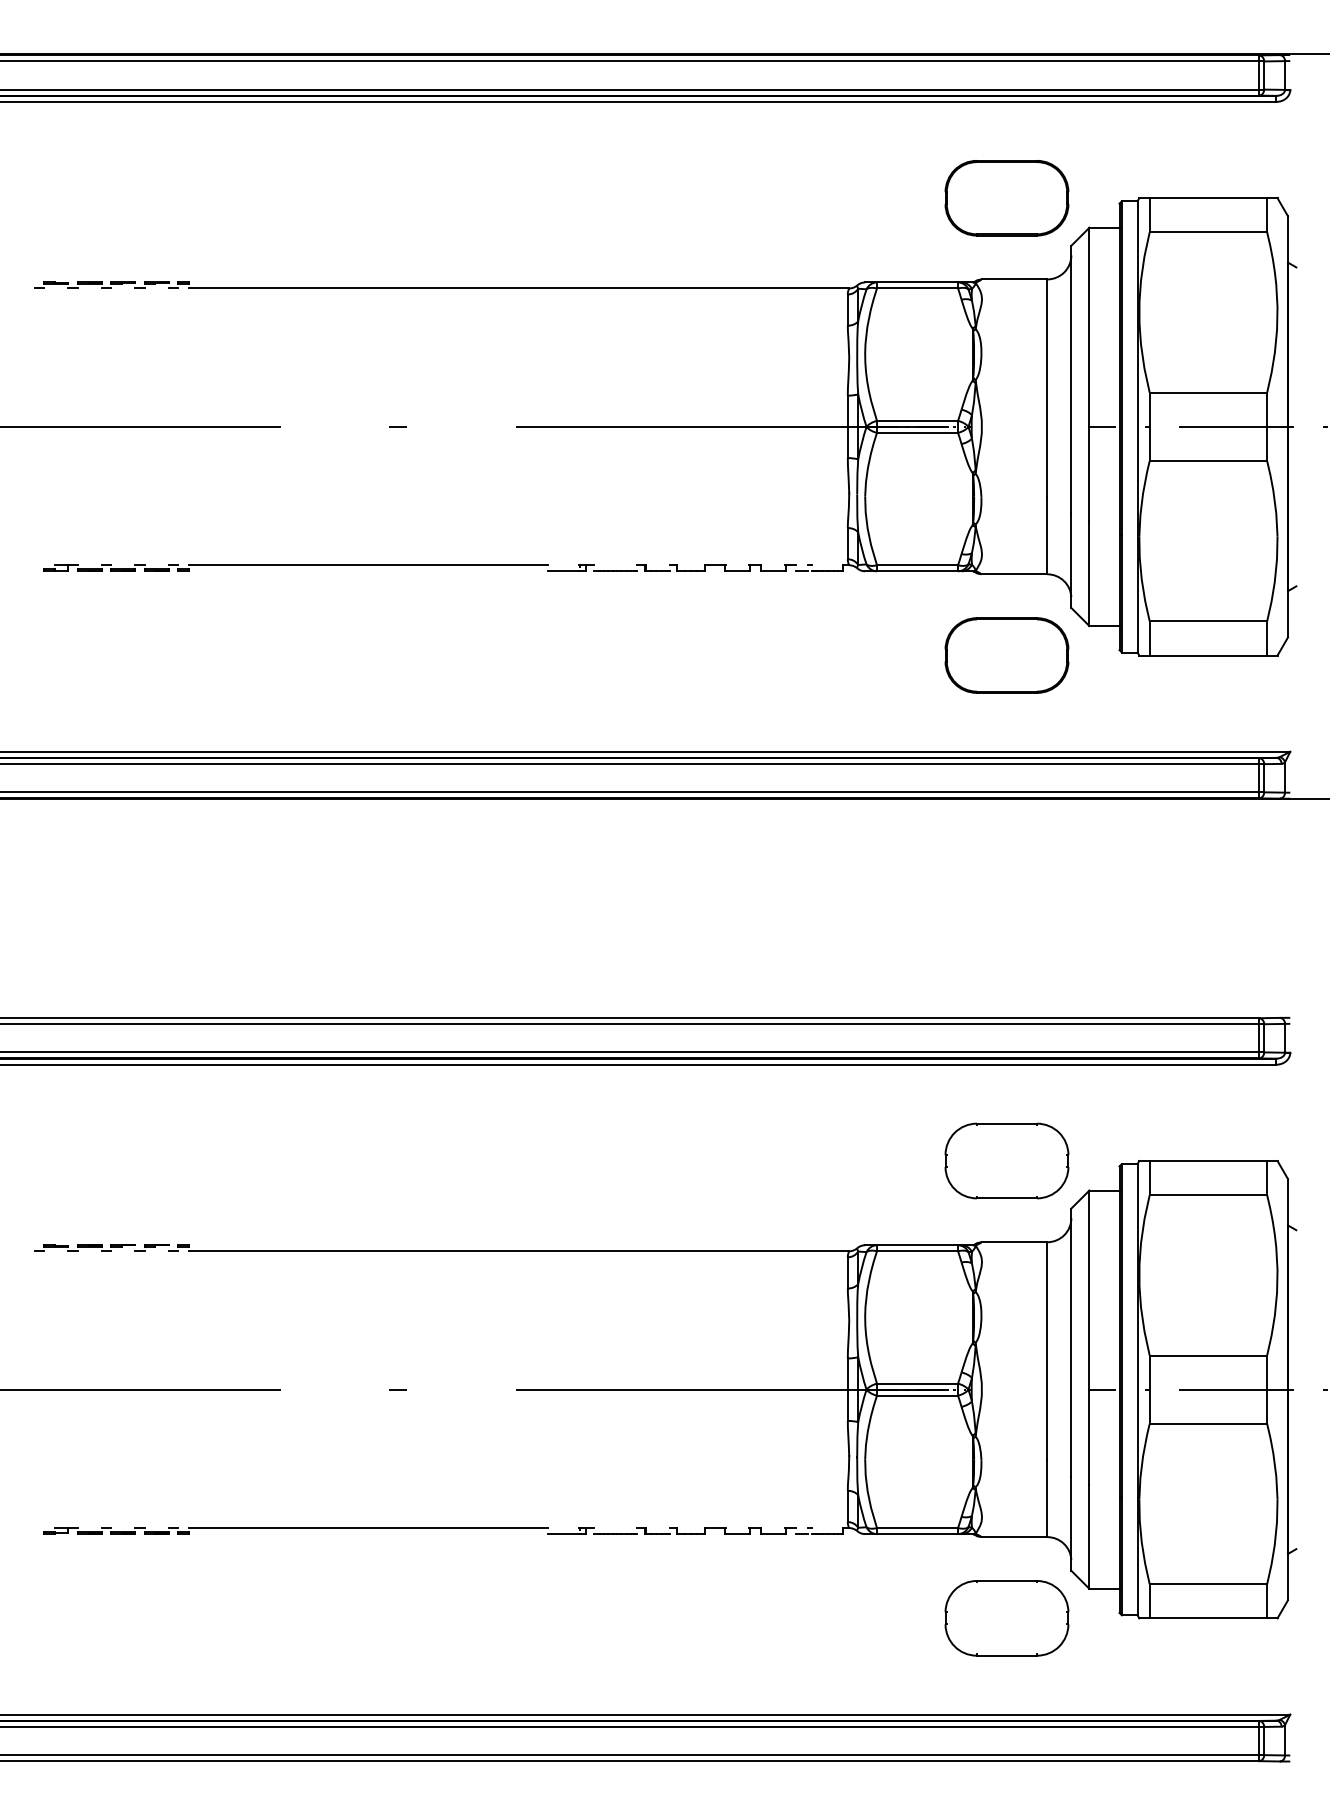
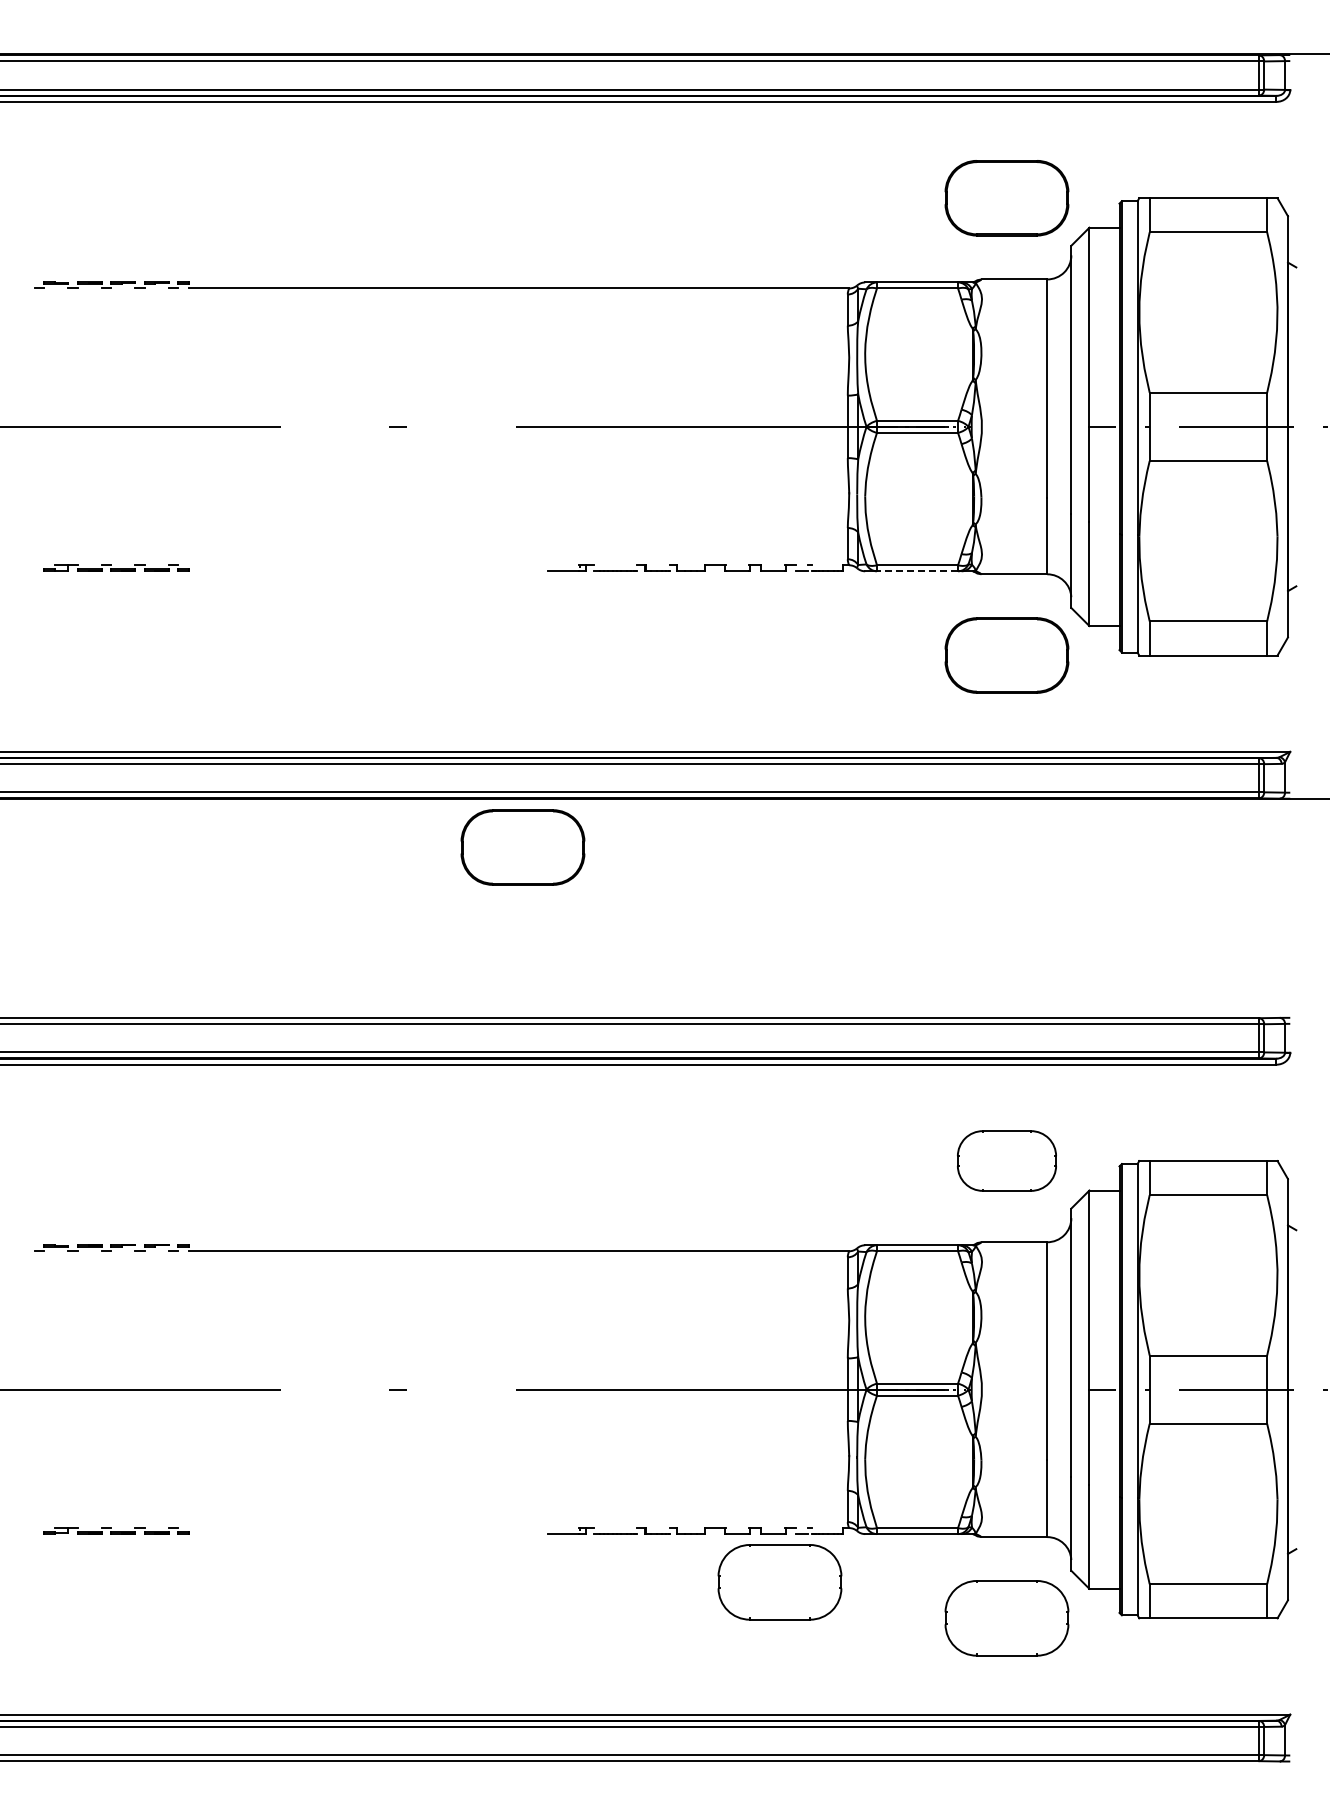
line: present -> none (367, 565)
line: solid -> dashed (917, 571)
part: none -> present (522, 847)
part size: 126x78 px -> 100x62 px (1006, 1160)
line: present -> none (367, 1528)
part: none -> present (779, 1582)
